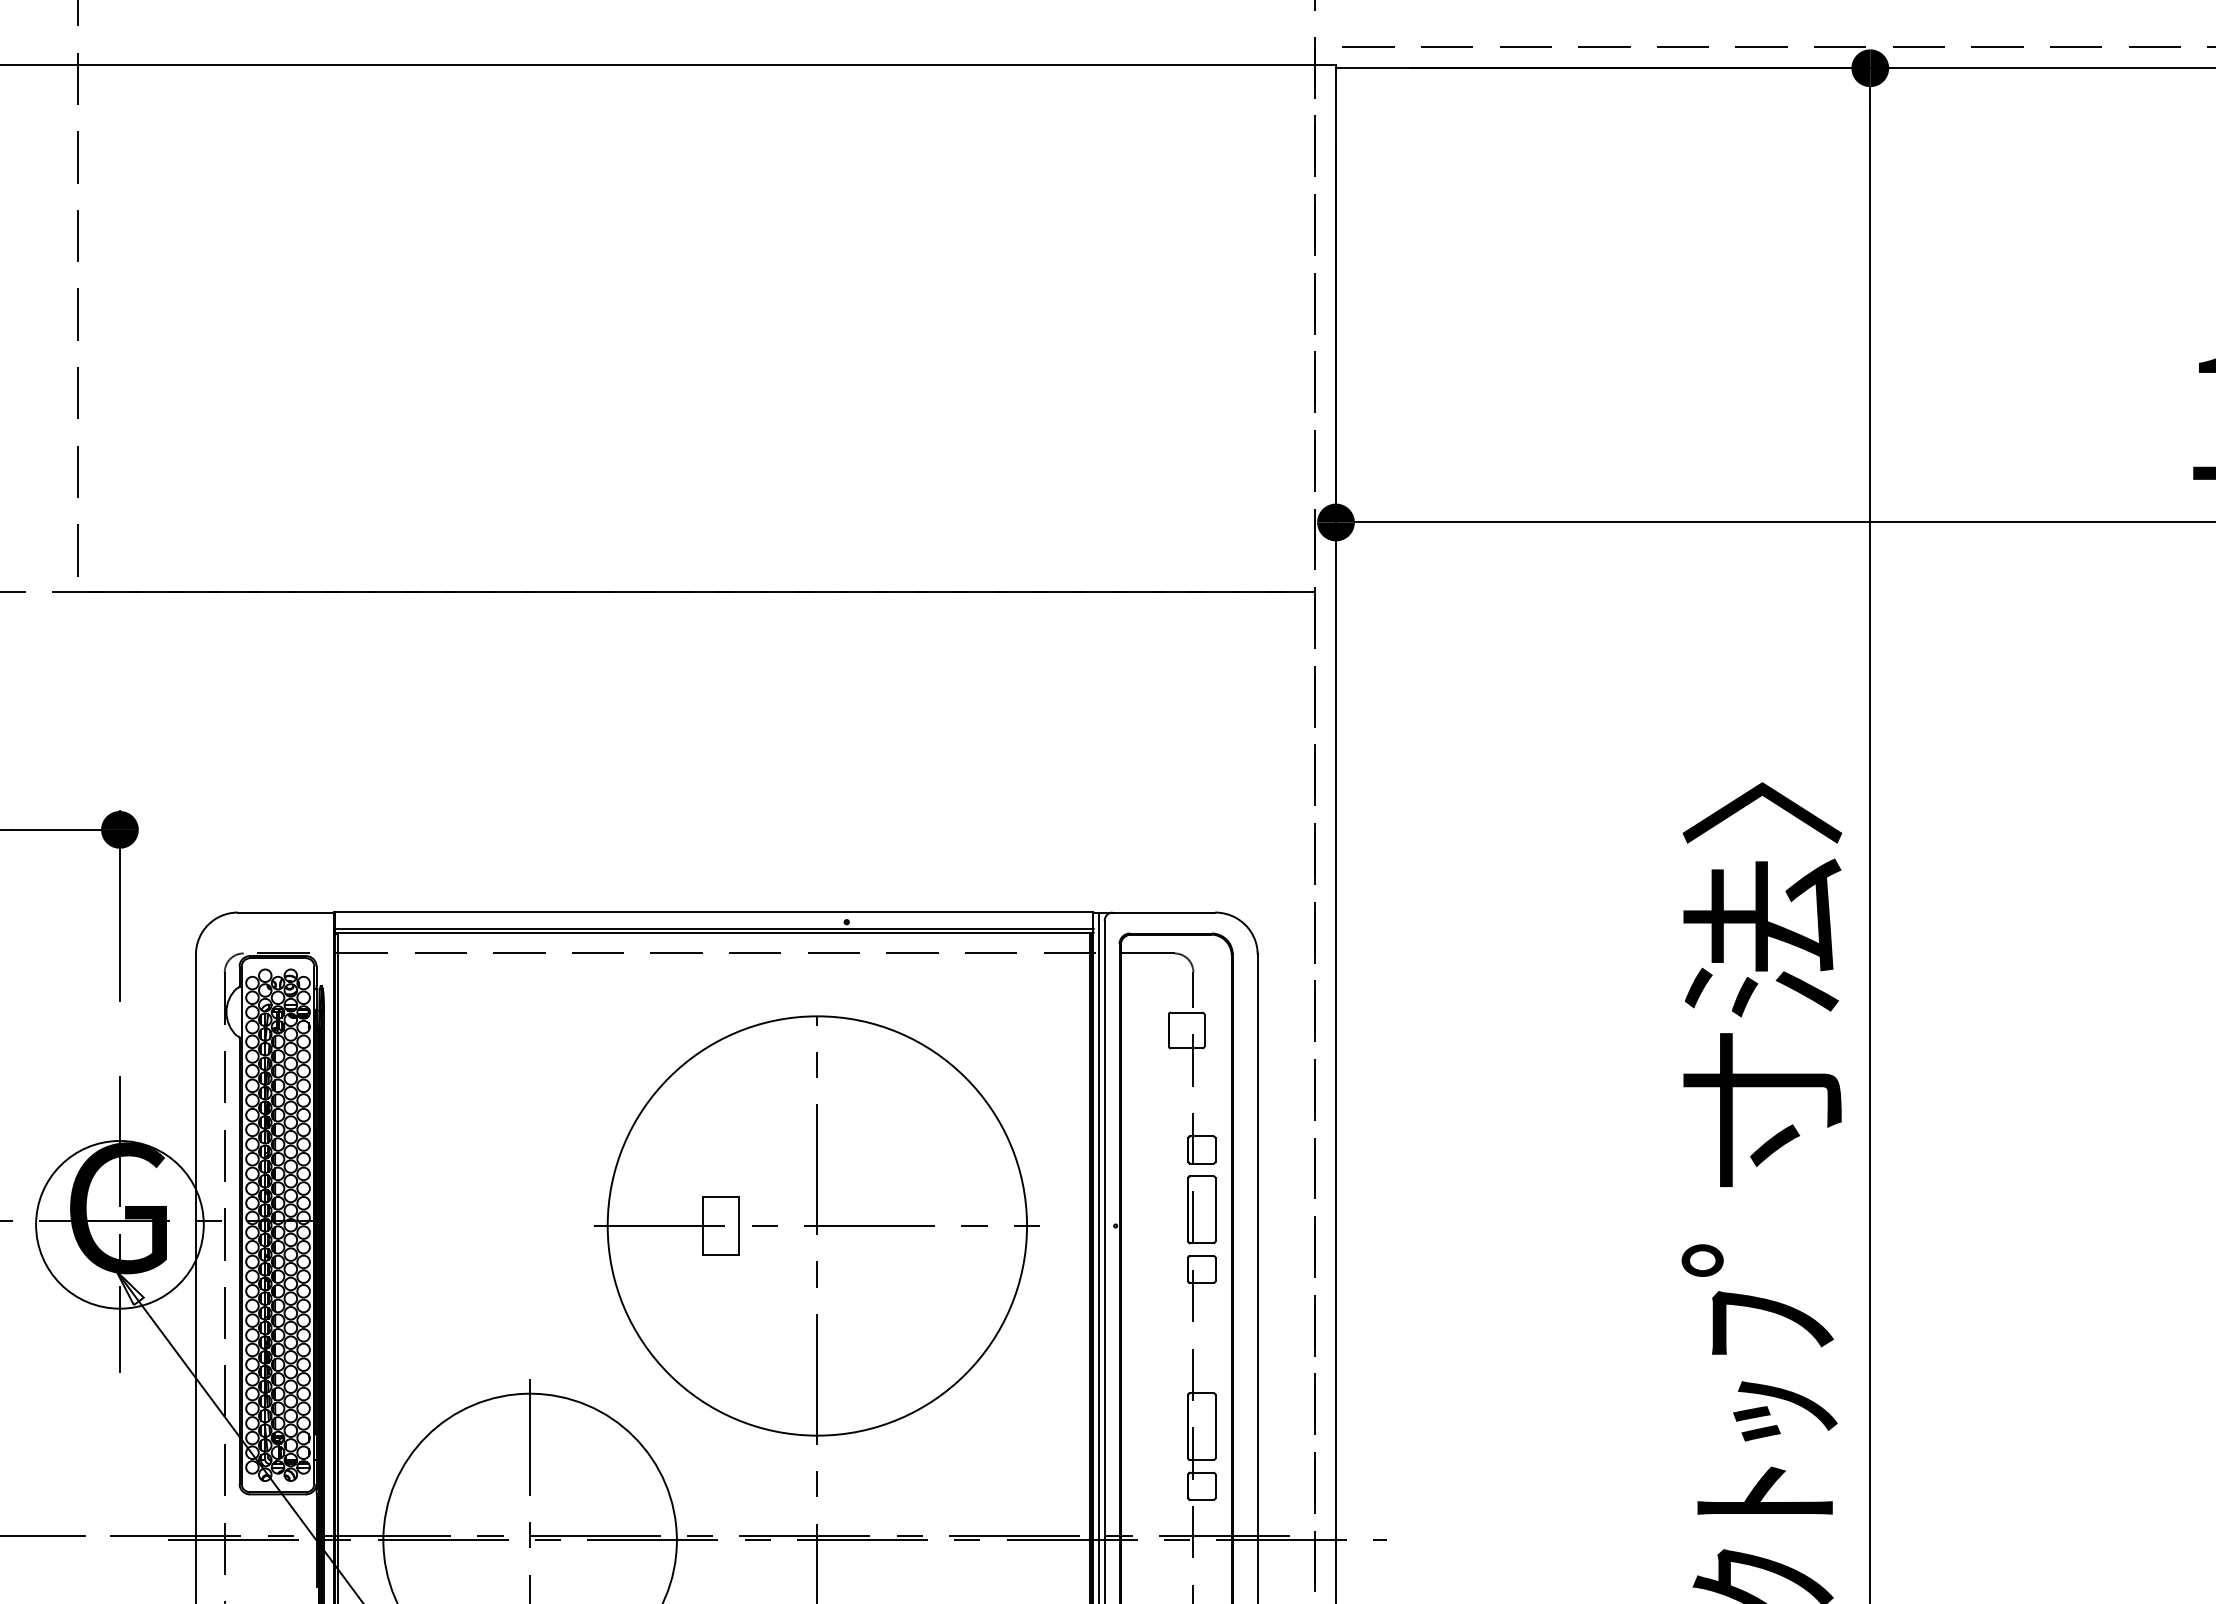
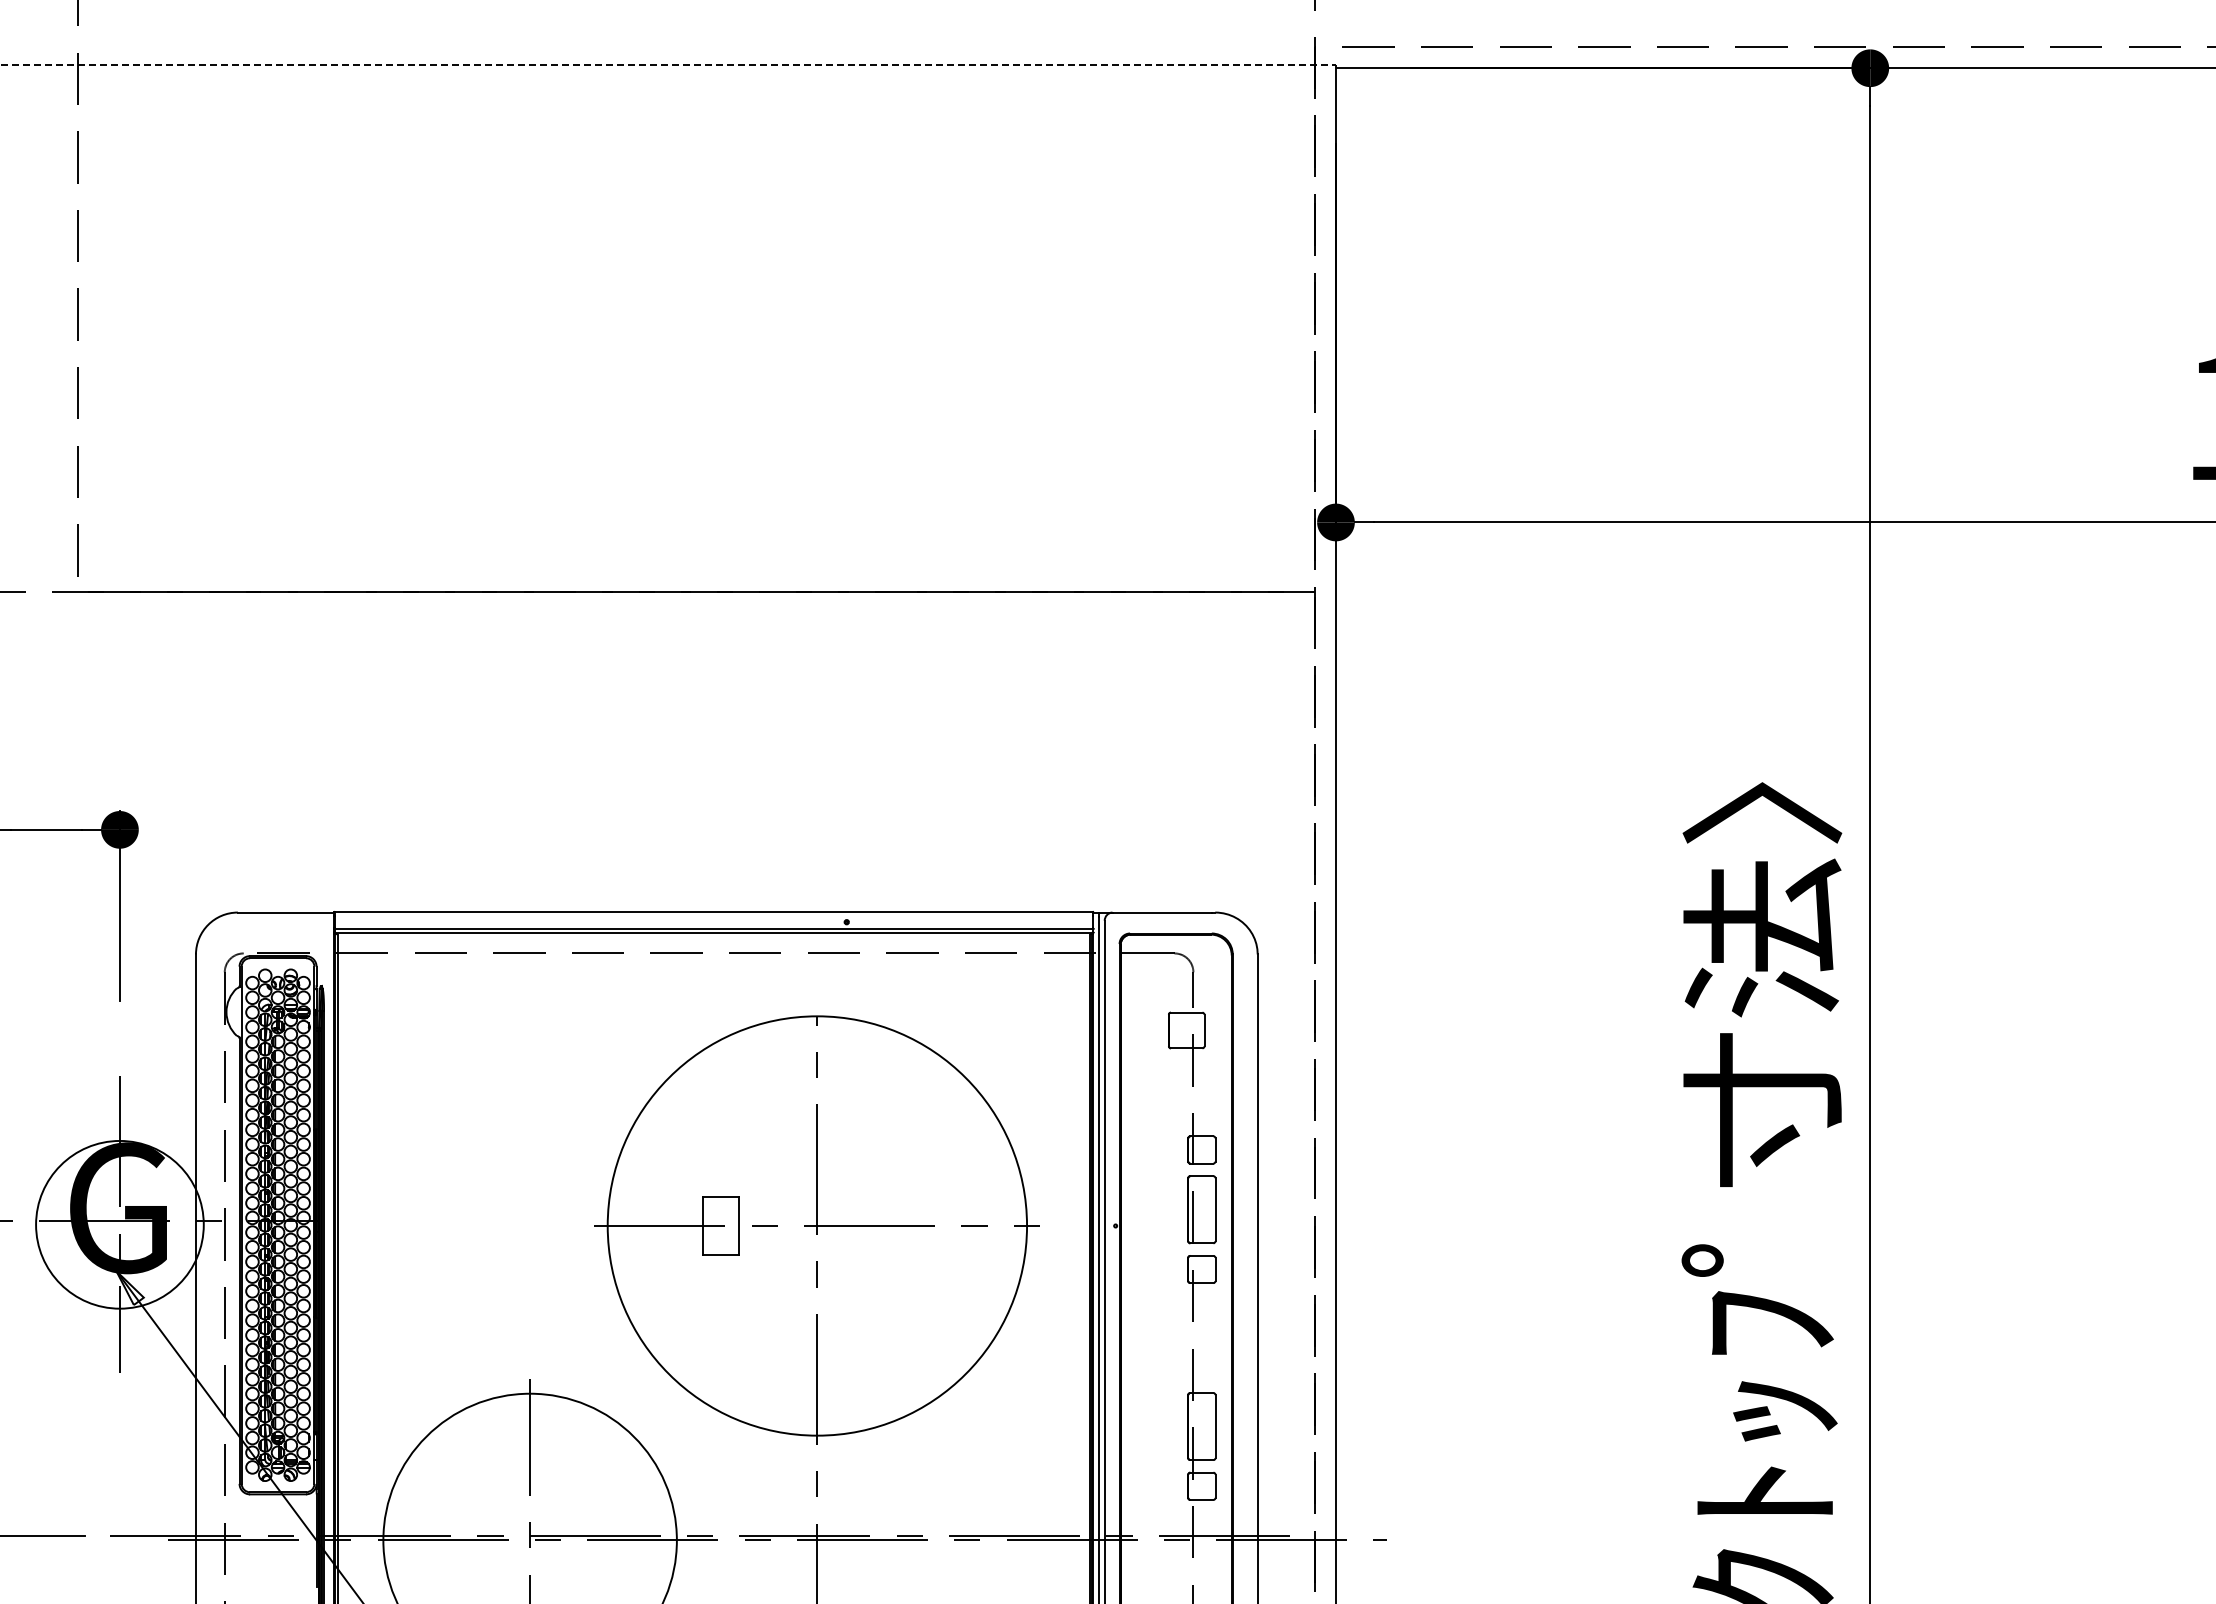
line: solid -> dashed (670, 65)
